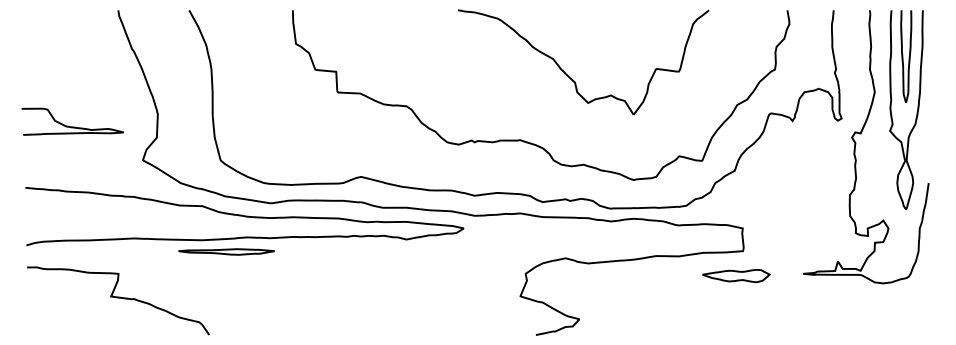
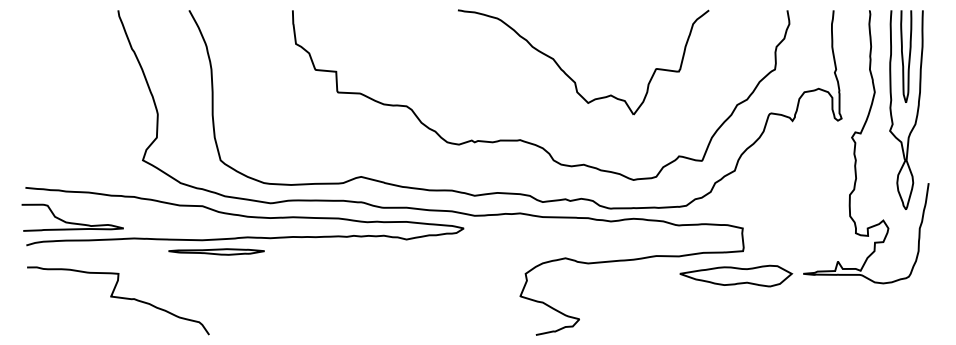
curve position: (72, 126) -> (72, 222) (72, 222)
part position: (226, 251) -> (216, 251) (216, 251)
part size: 69x15 px -> 115x24 px (736, 275)
